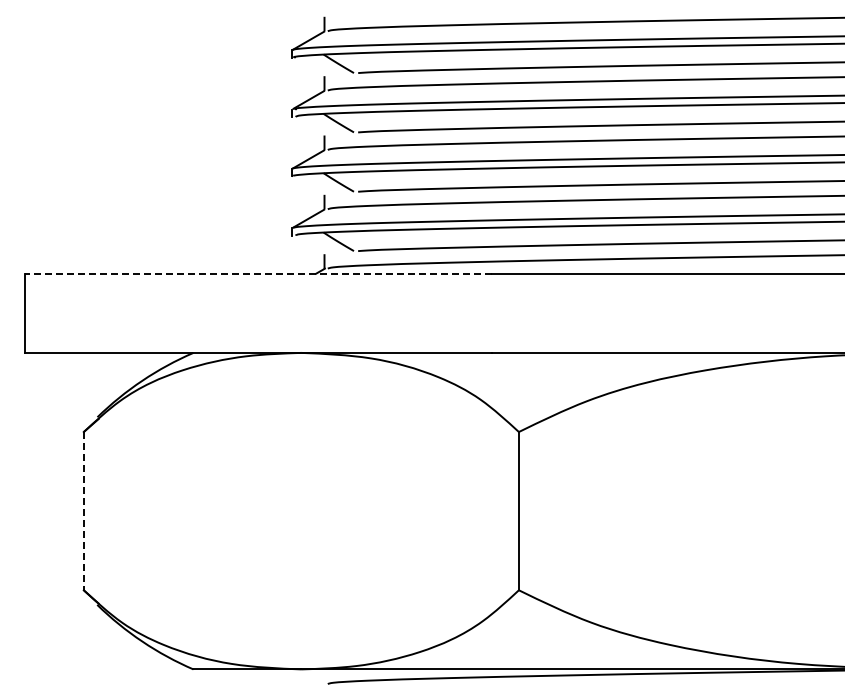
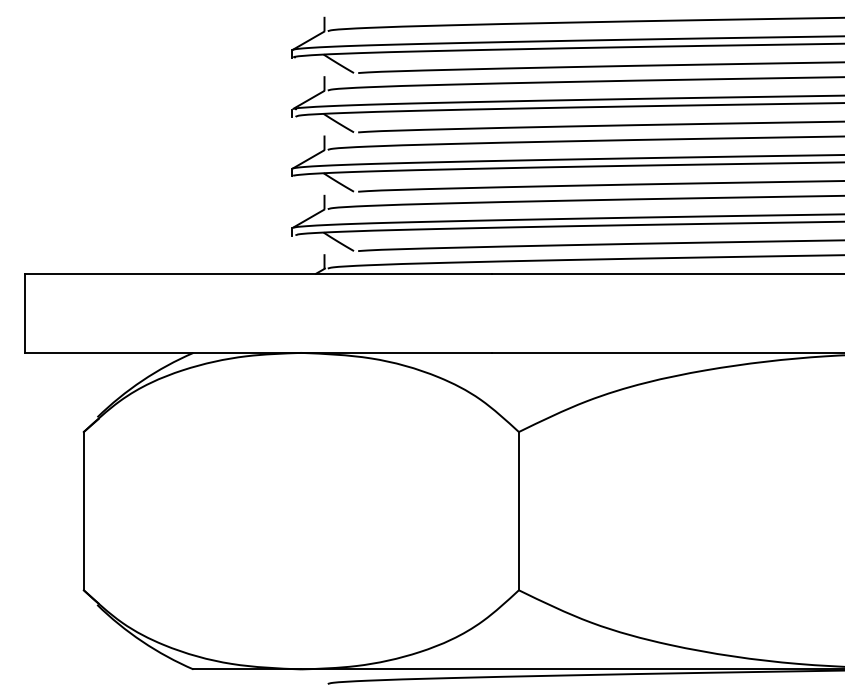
line: dashed -> solid (258, 273)
line: dashed -> solid (83, 511)
